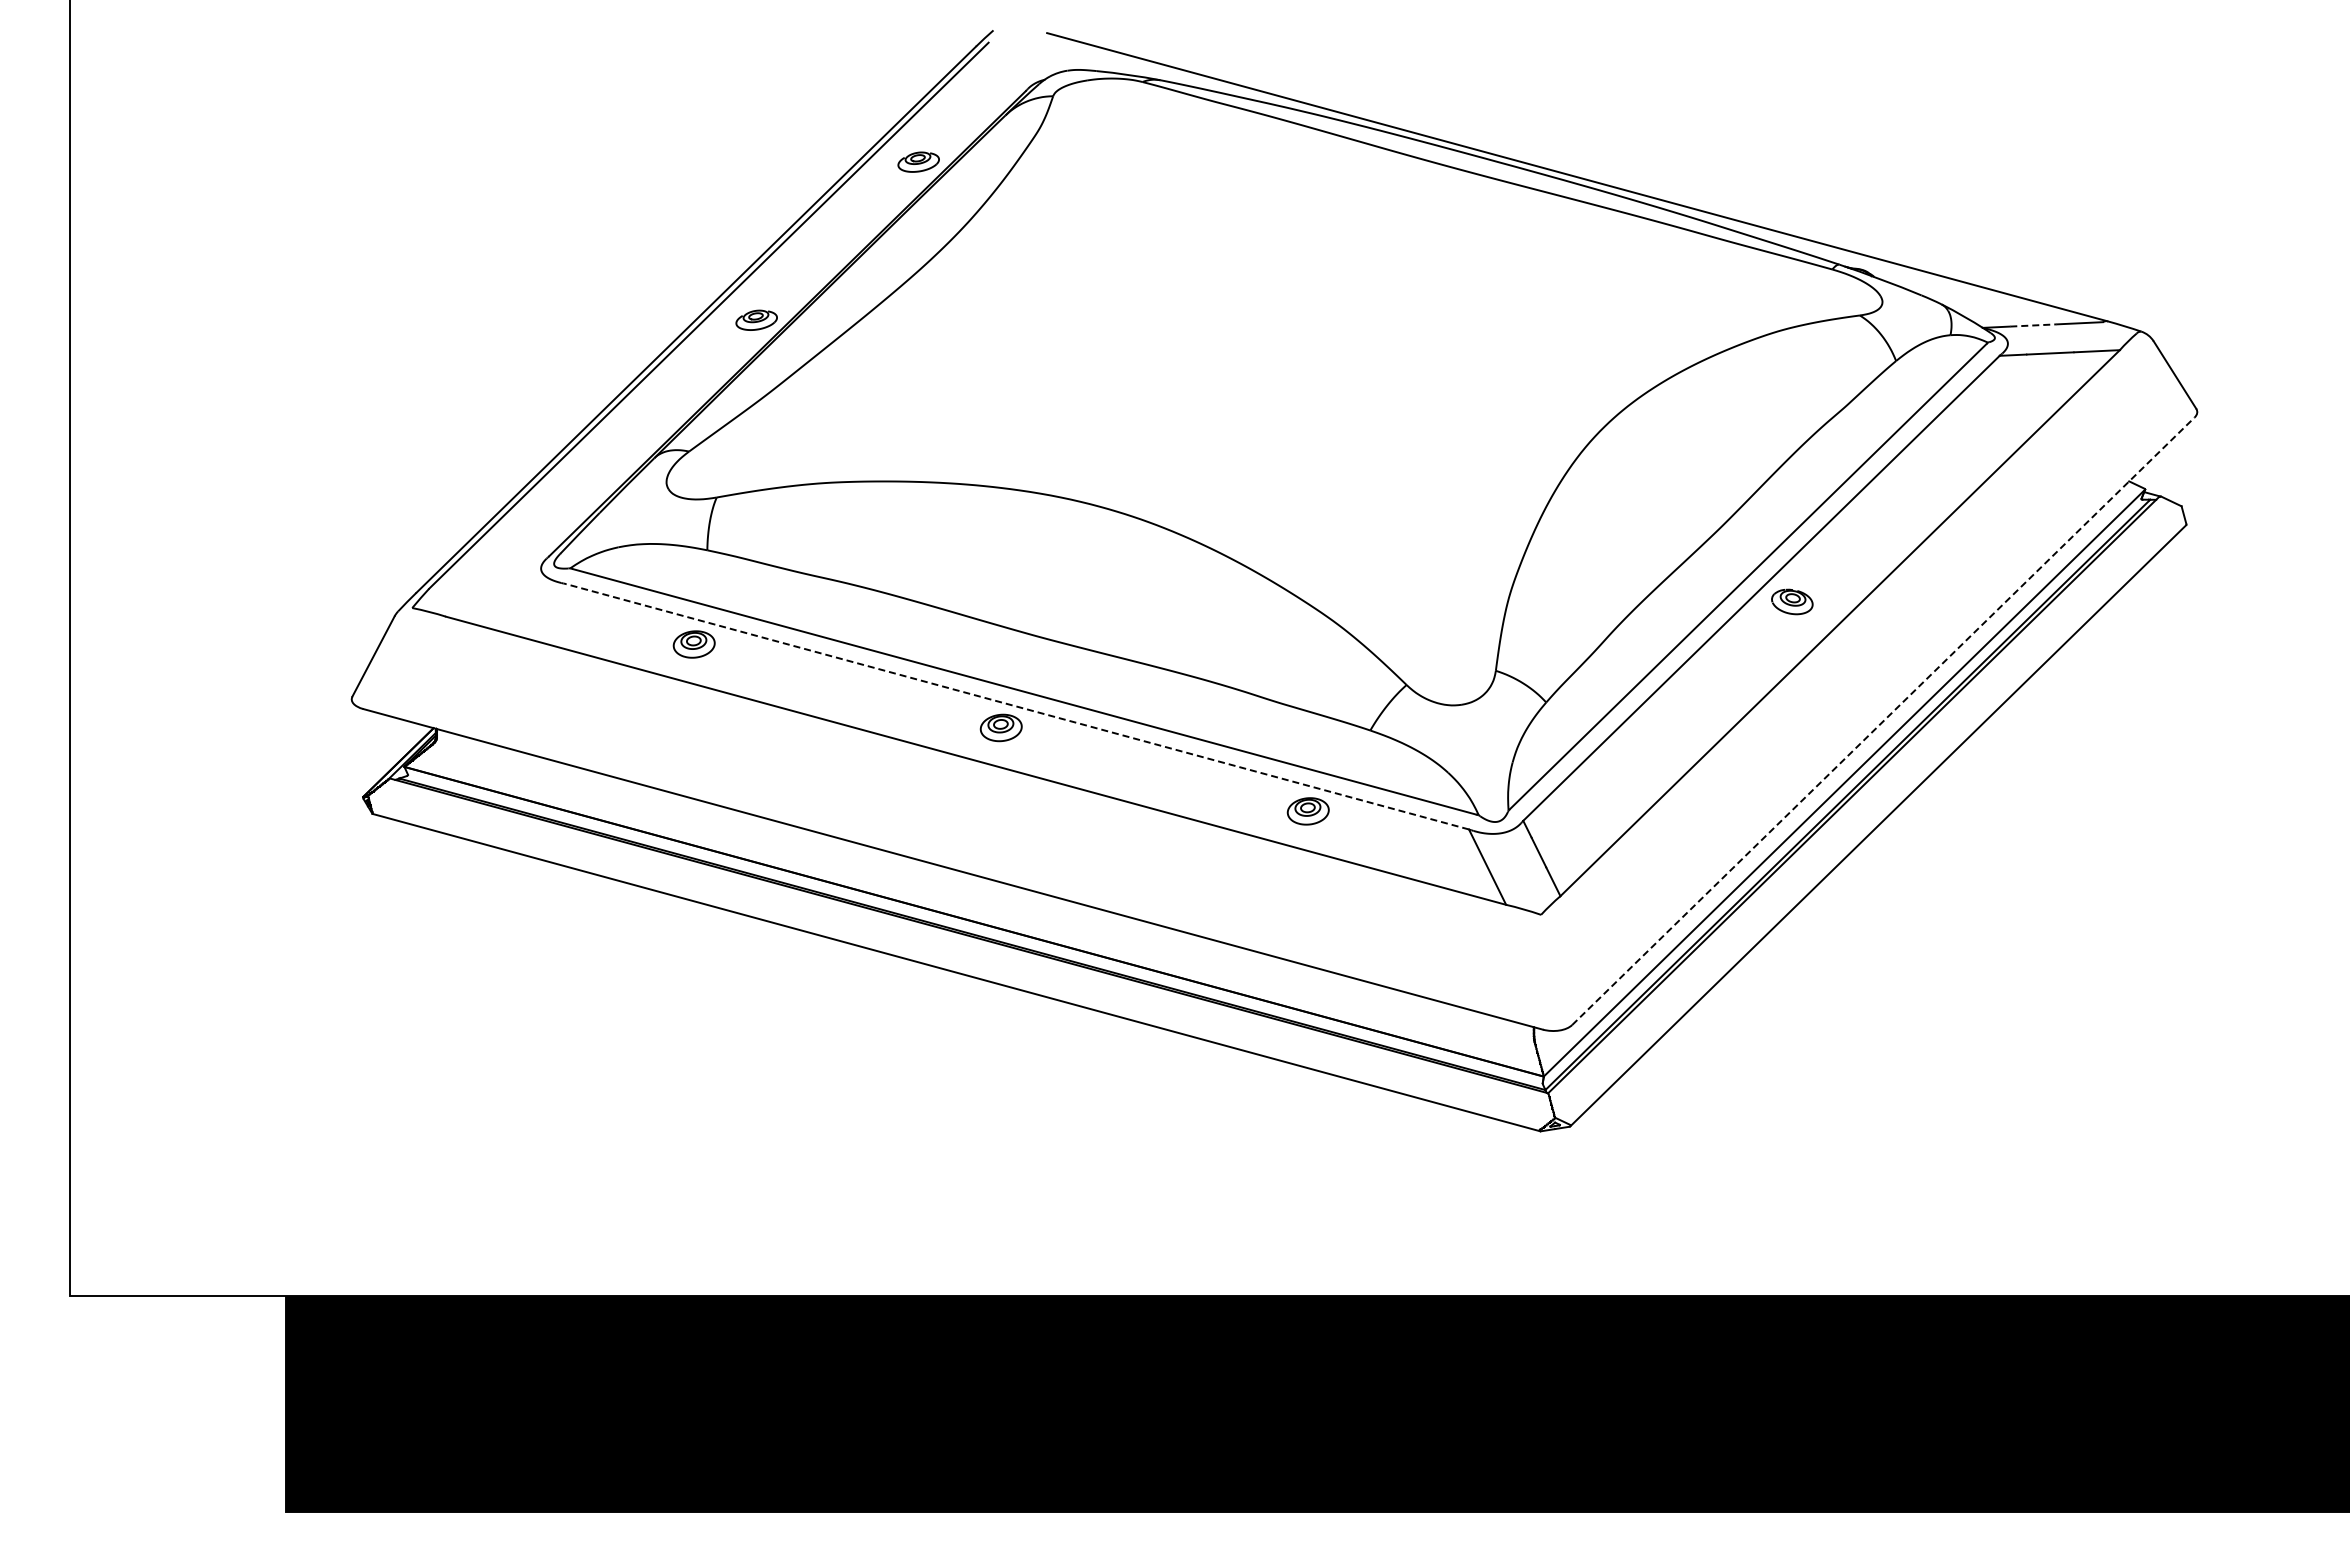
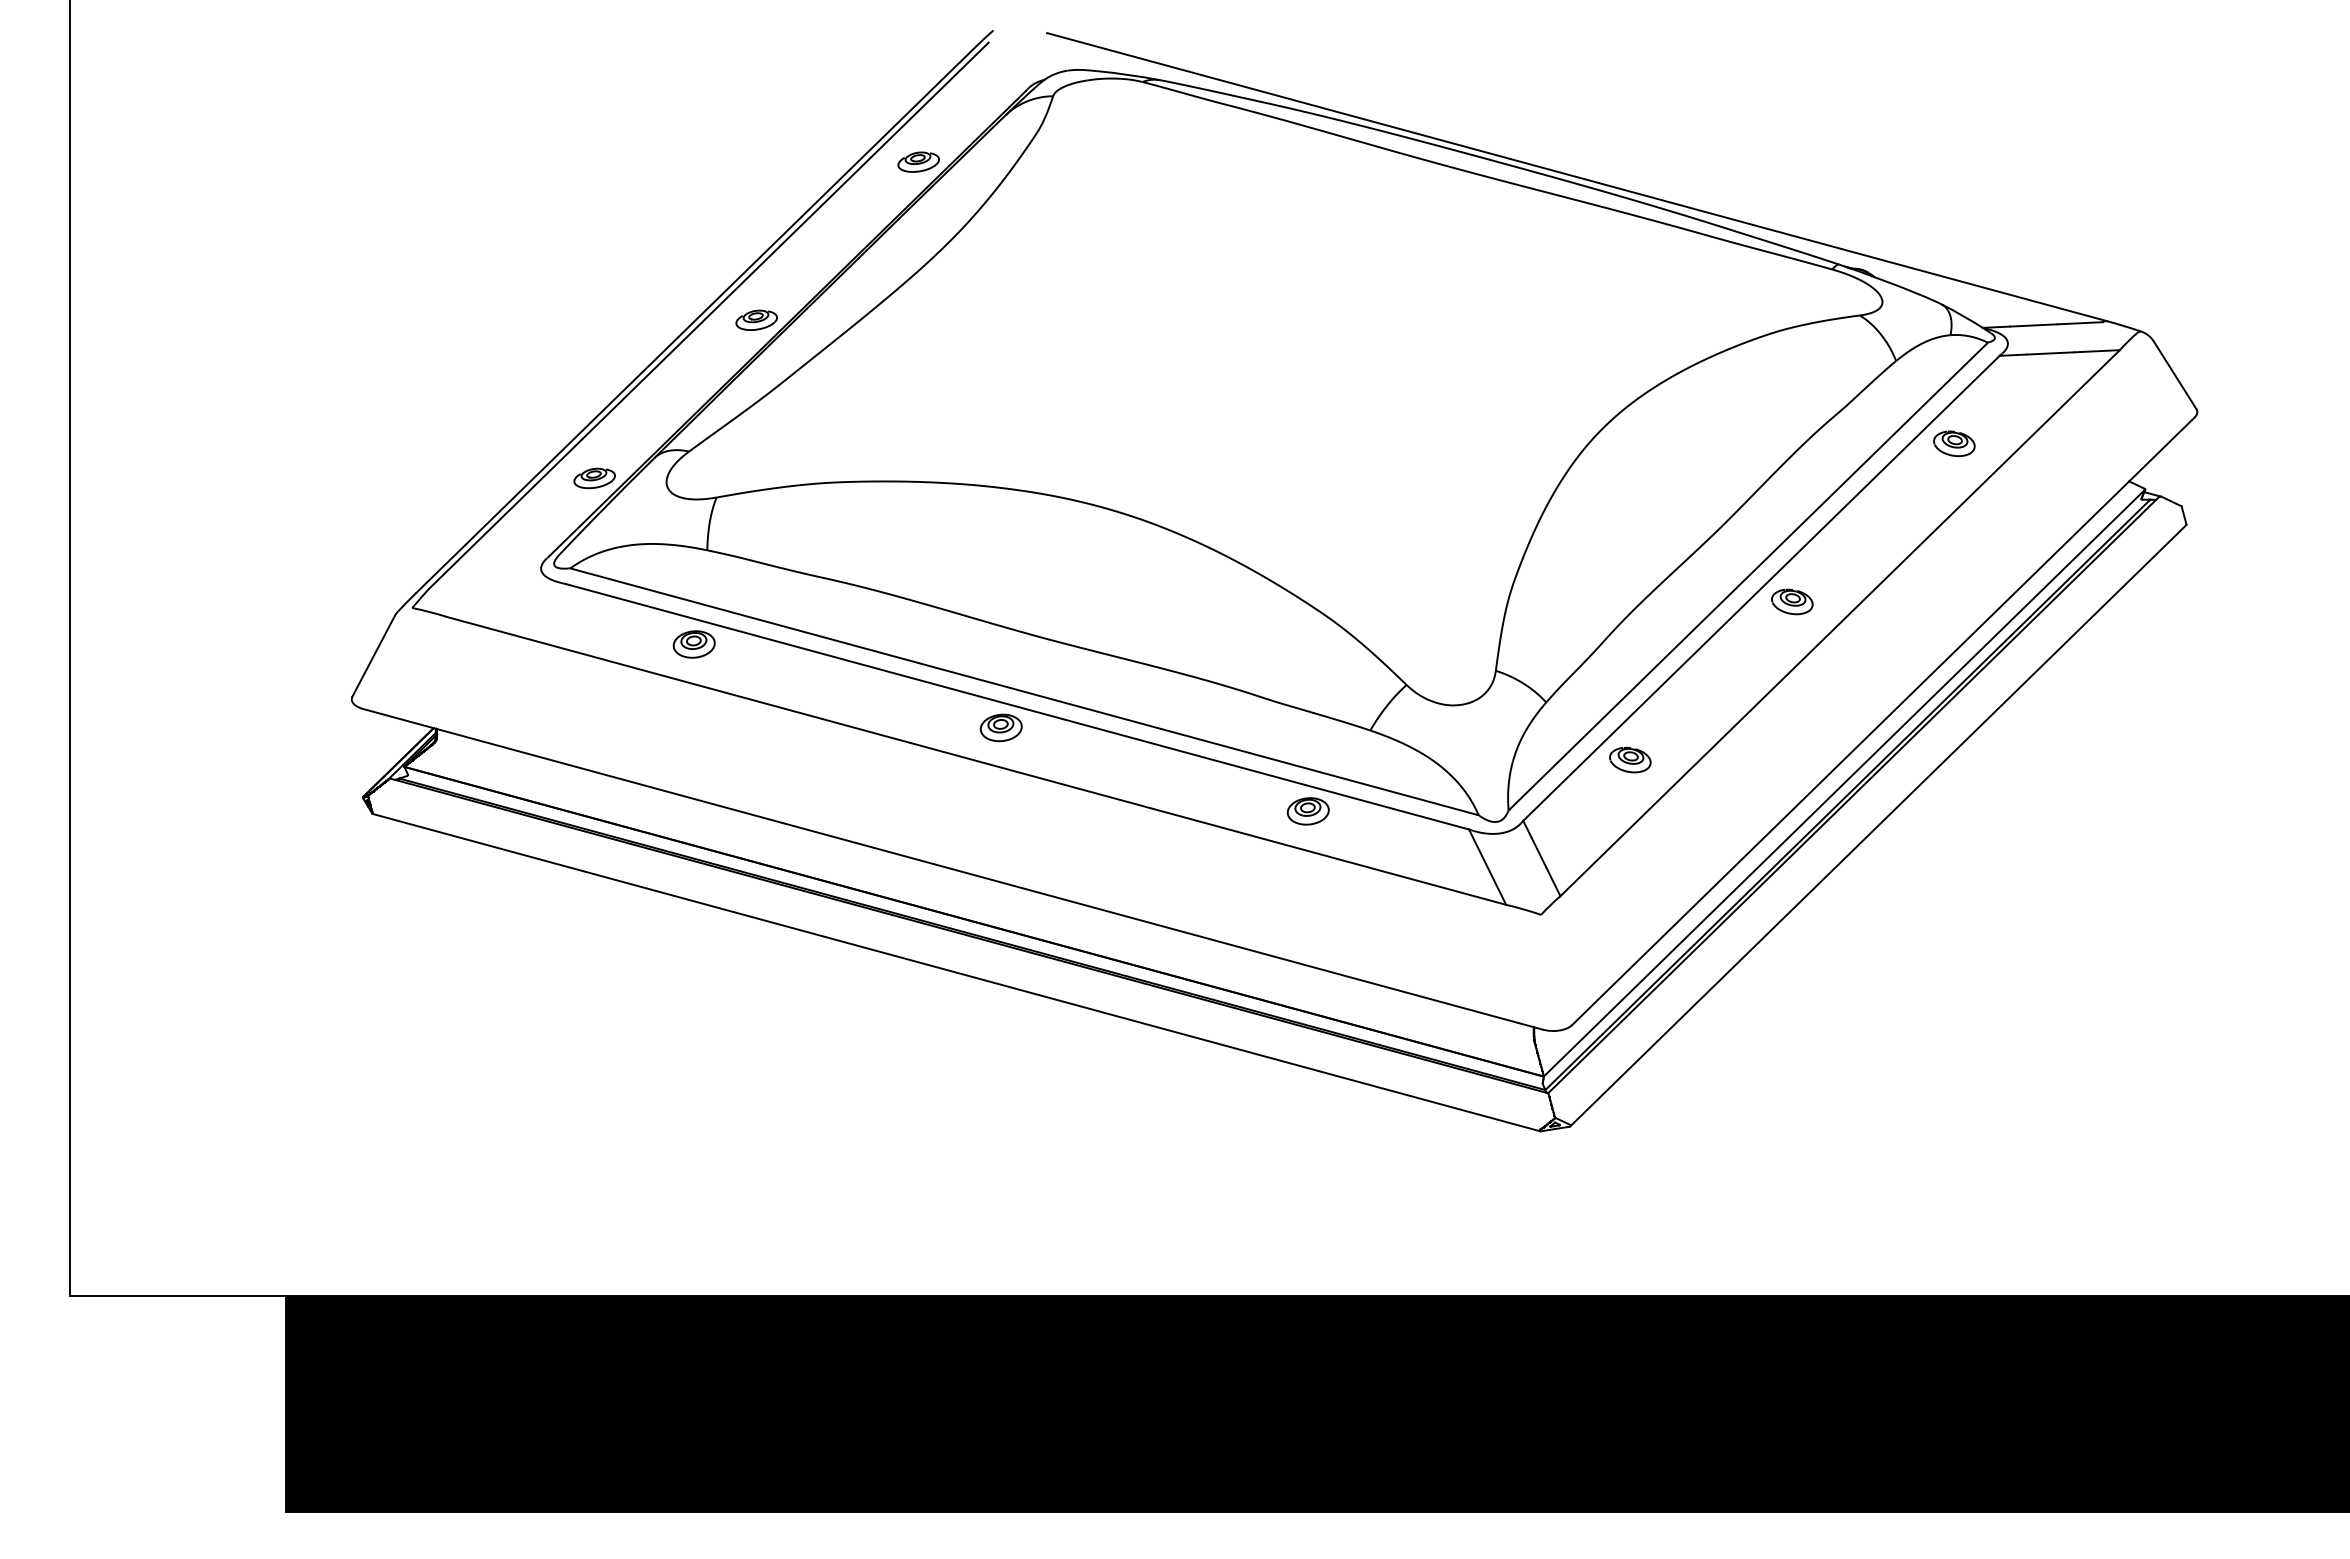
line: dashed -> solid (2034, 325)
part: none -> present (1954, 443)
part: none -> present (594, 478)
line: dashed -> solid (1017, 706)
line: dashed -> solid (1883, 721)
part: none -> present (1630, 759)
